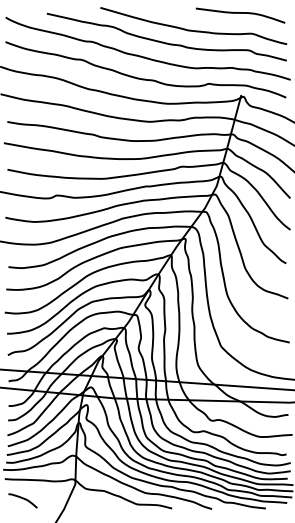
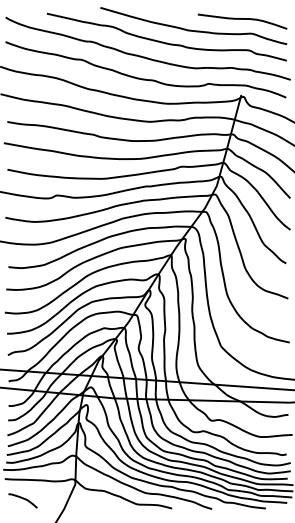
curve position: (240, 13) -> (242, 19) (242, 19)
